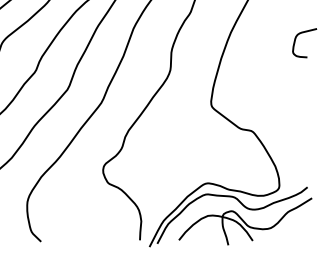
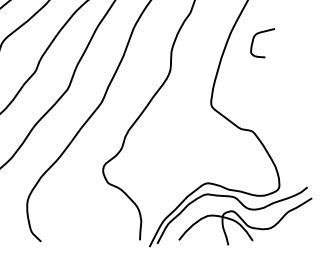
curve position: (296, 39) -> (254, 39) (254, 39)
